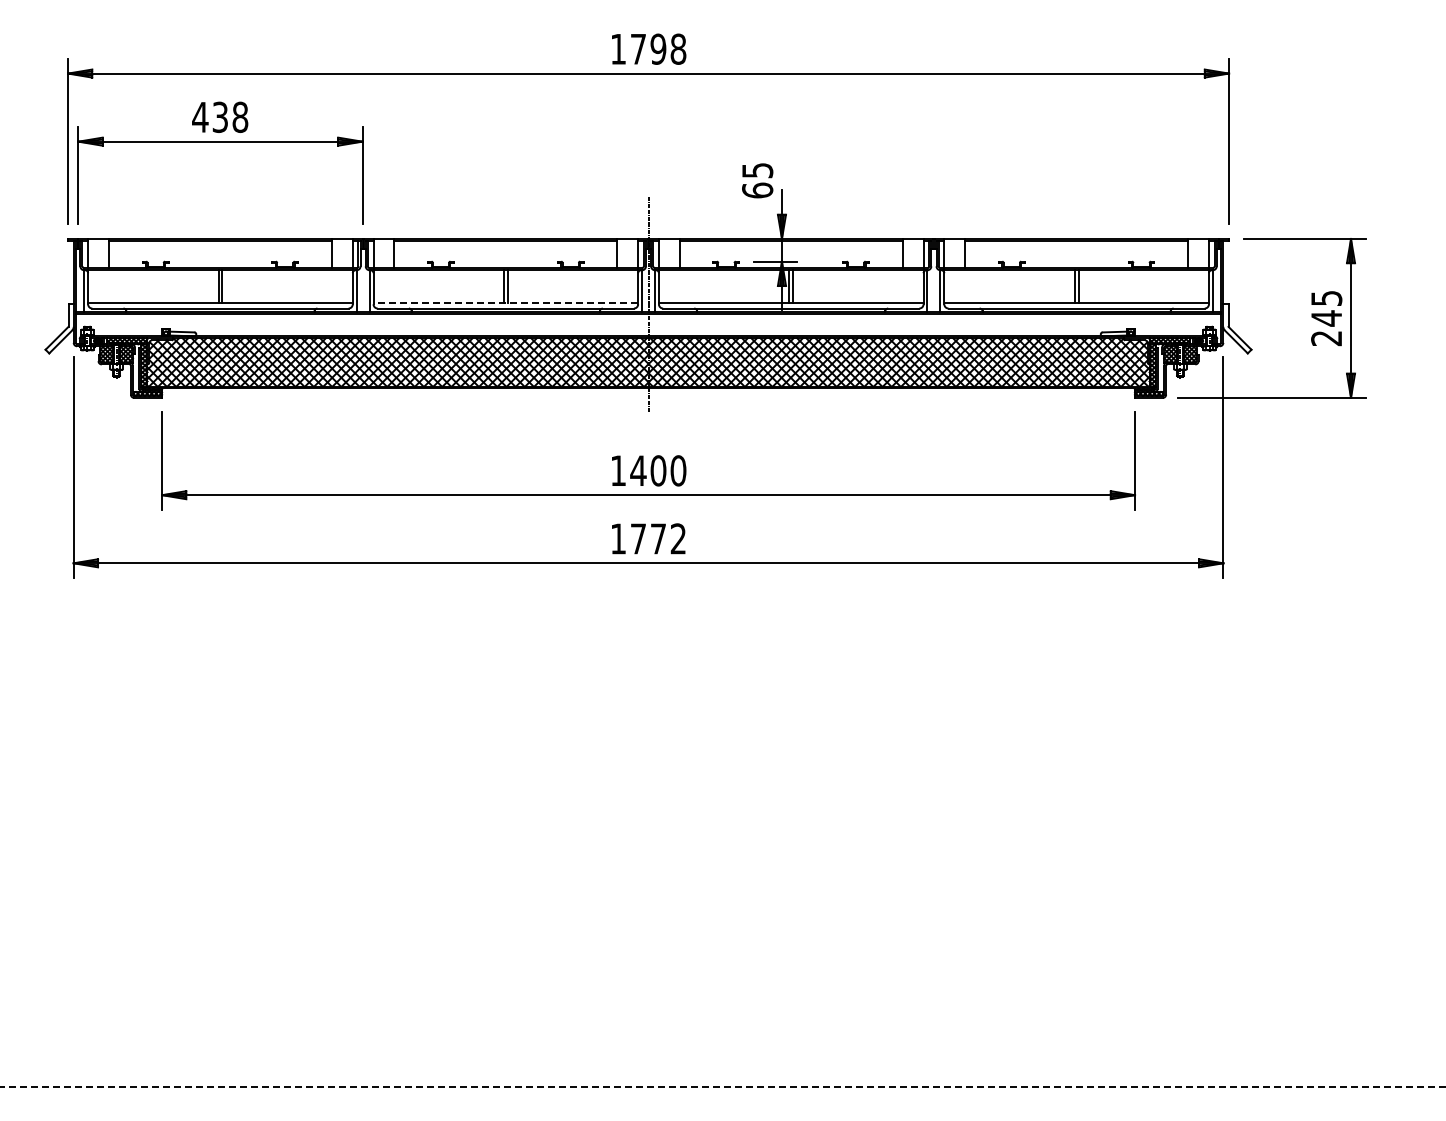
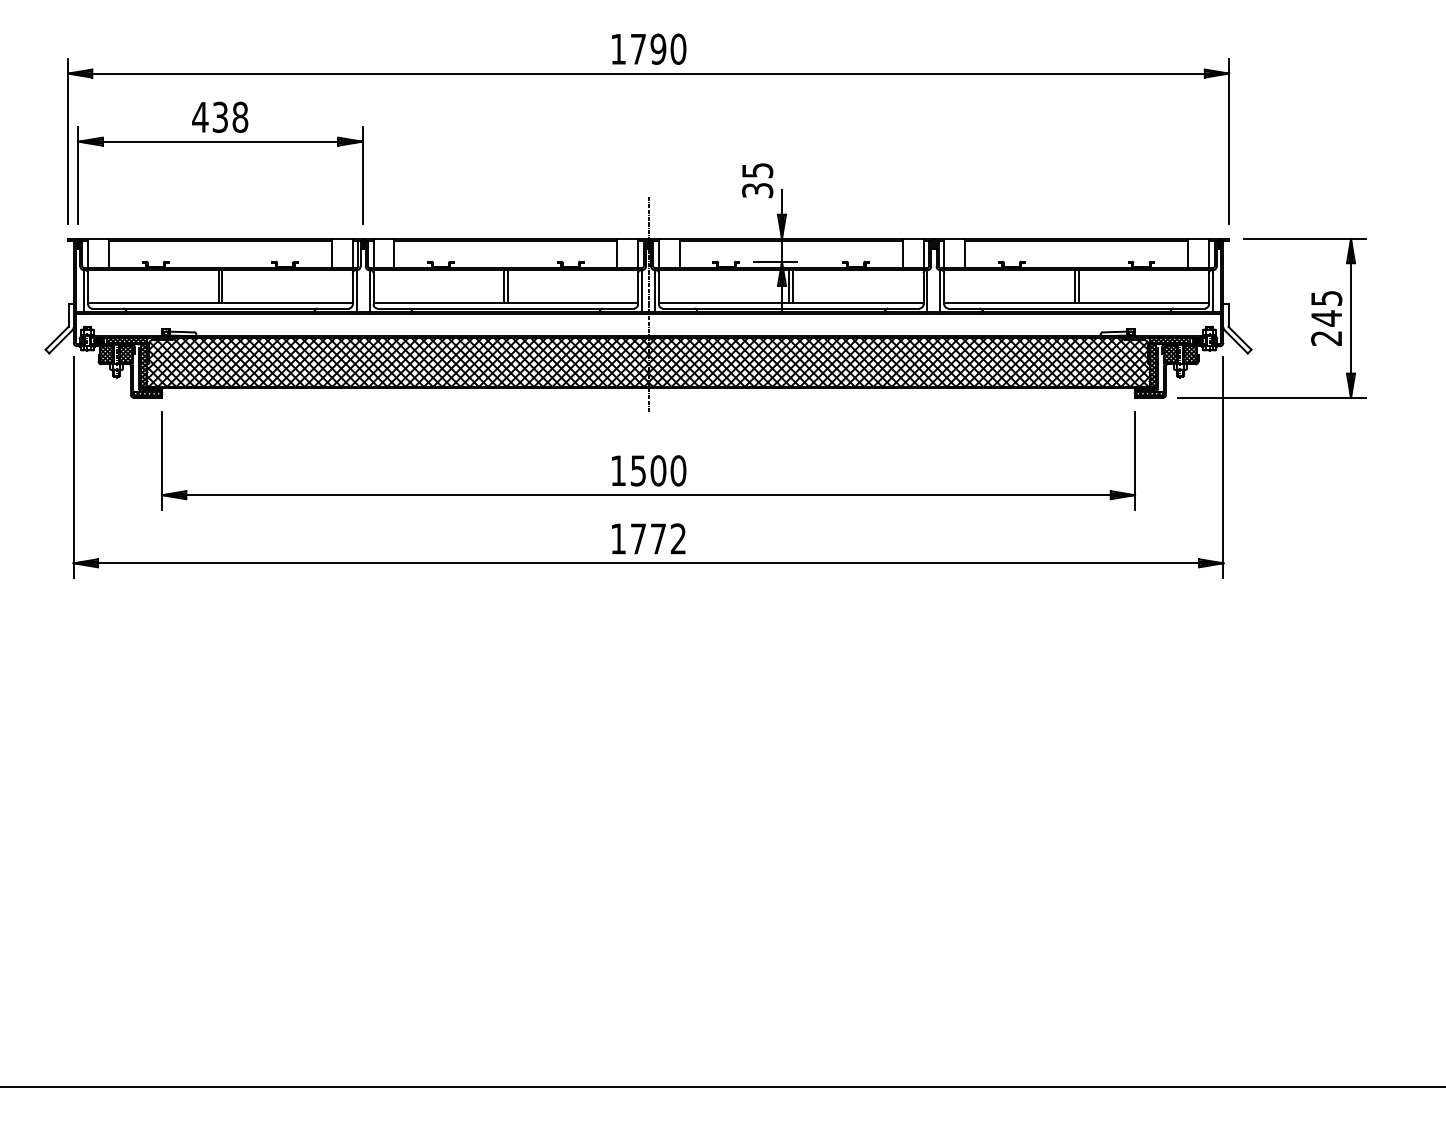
text: 1798 -> 1790 (678, 48)
text: 65 -> 35 (757, 190)
line: dashed -> solid (505, 302)
text: 1400 -> 1500 (638, 470)
line: dashed -> solid (723, 1087)
